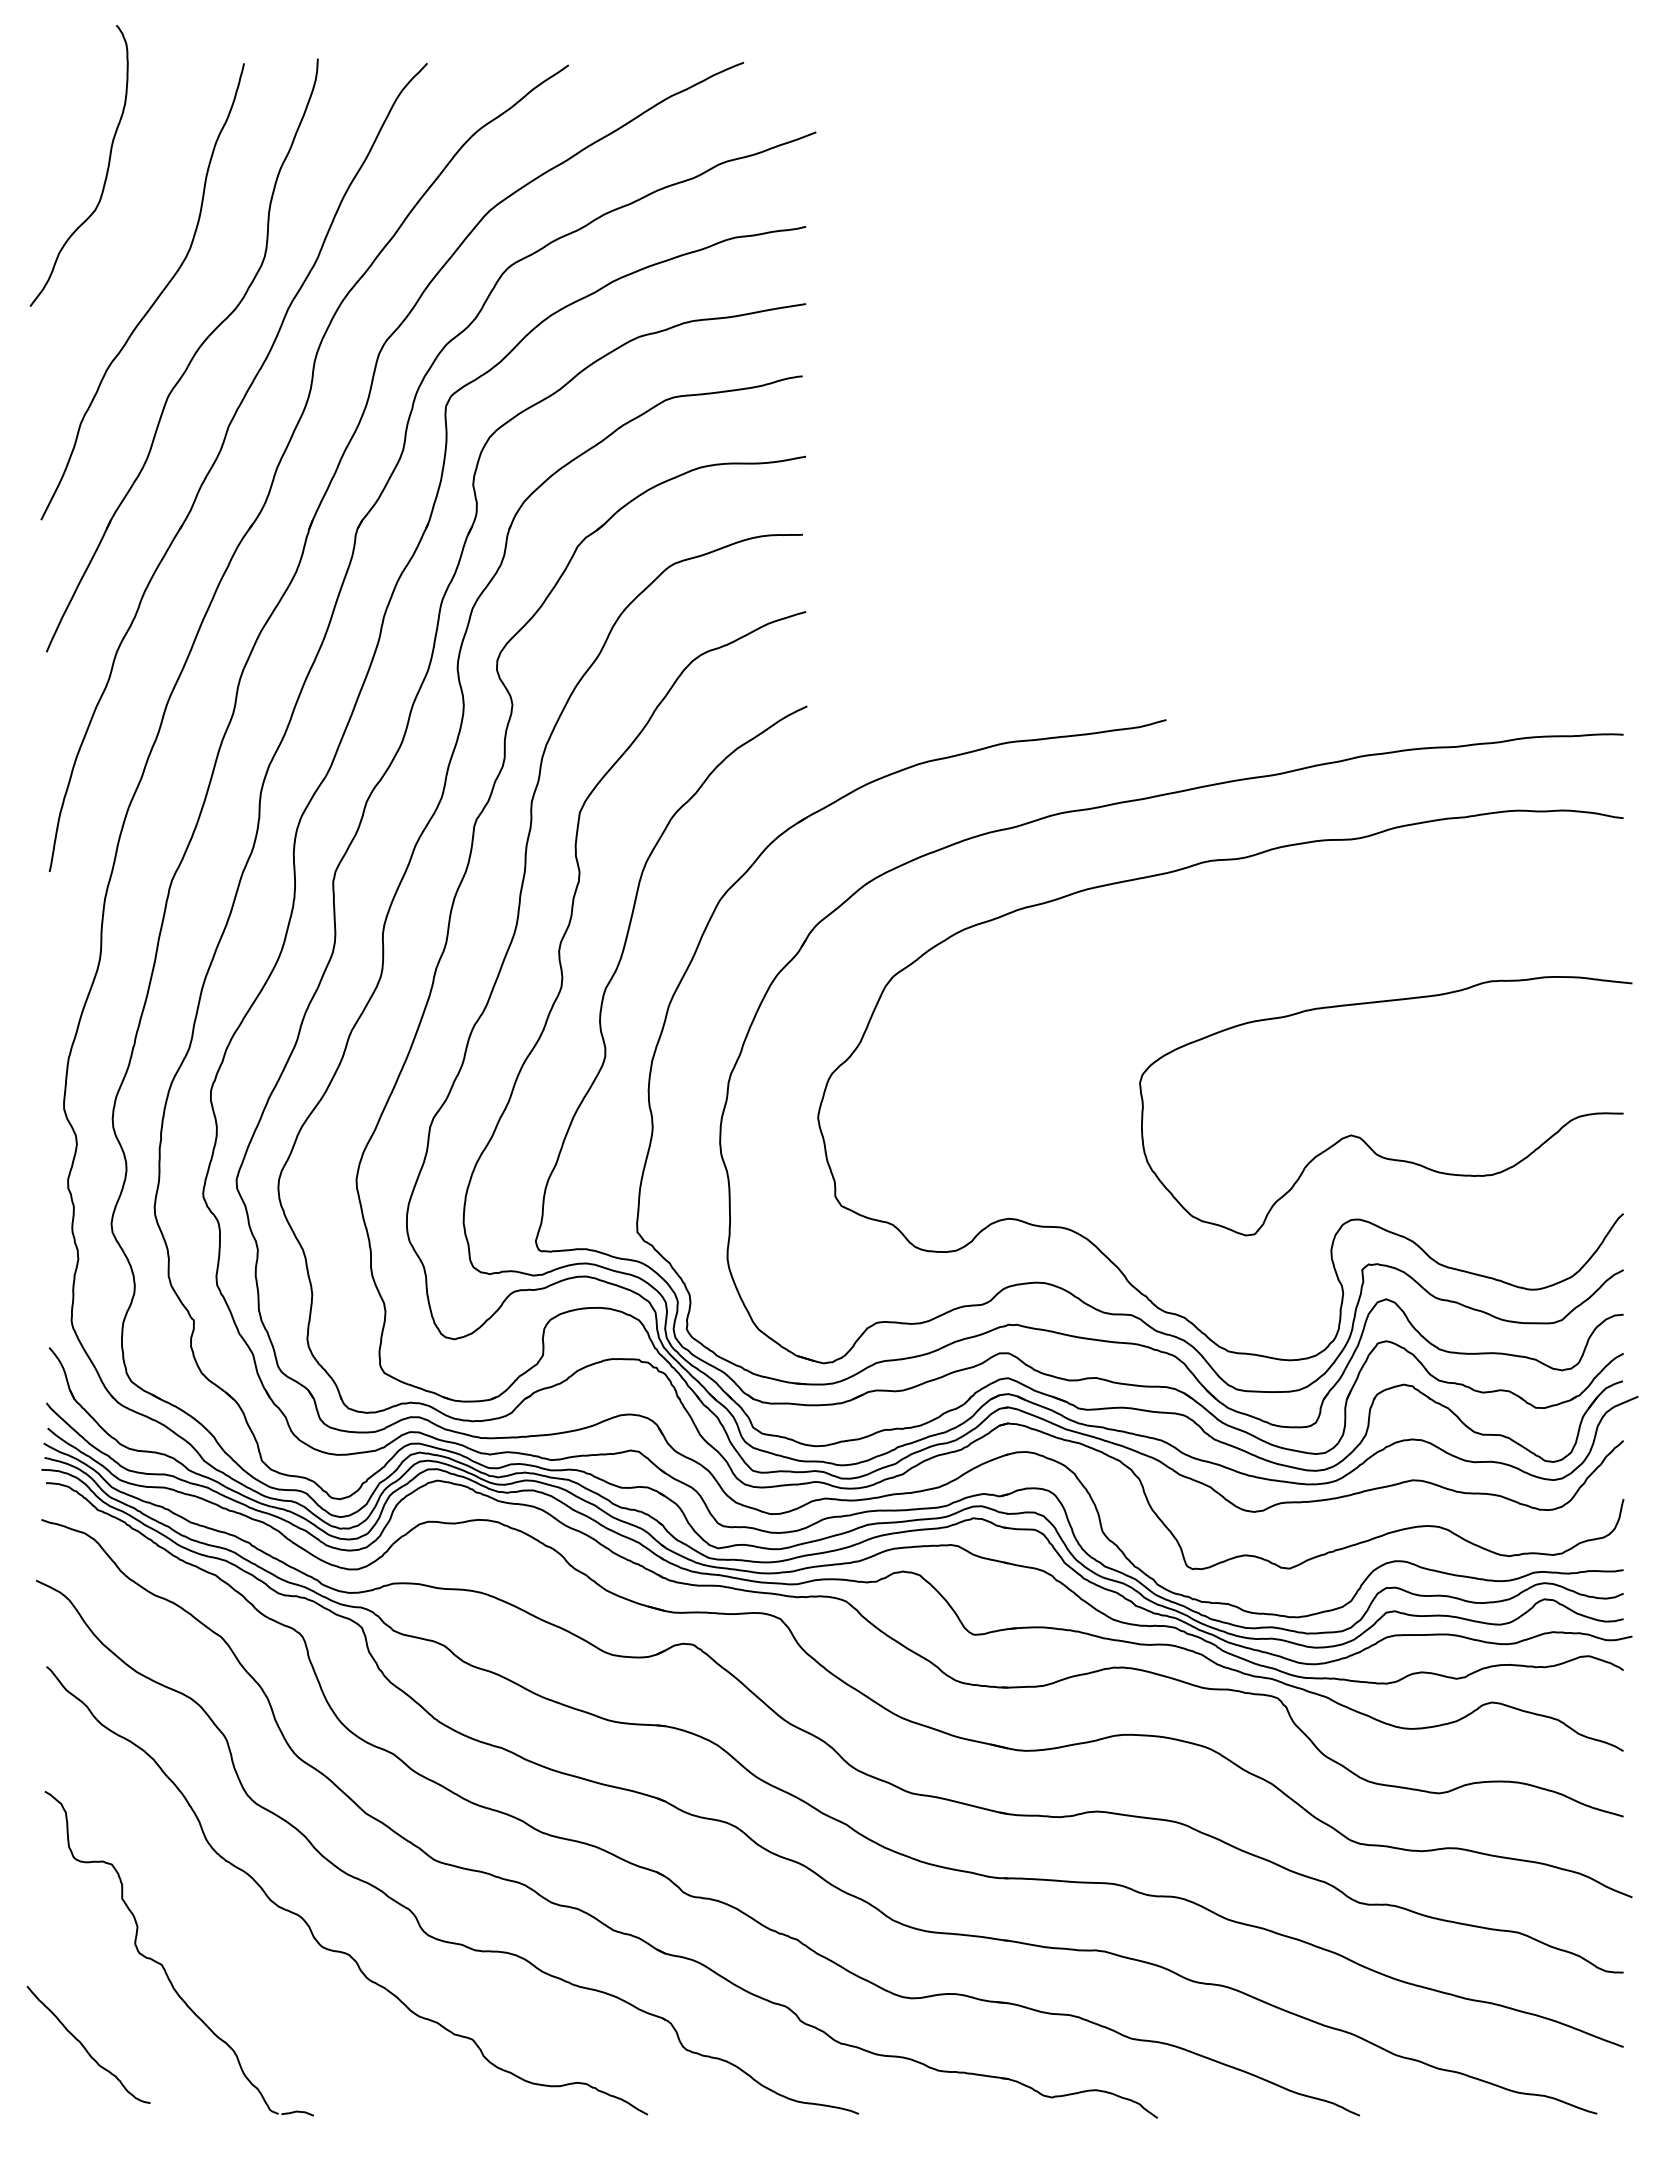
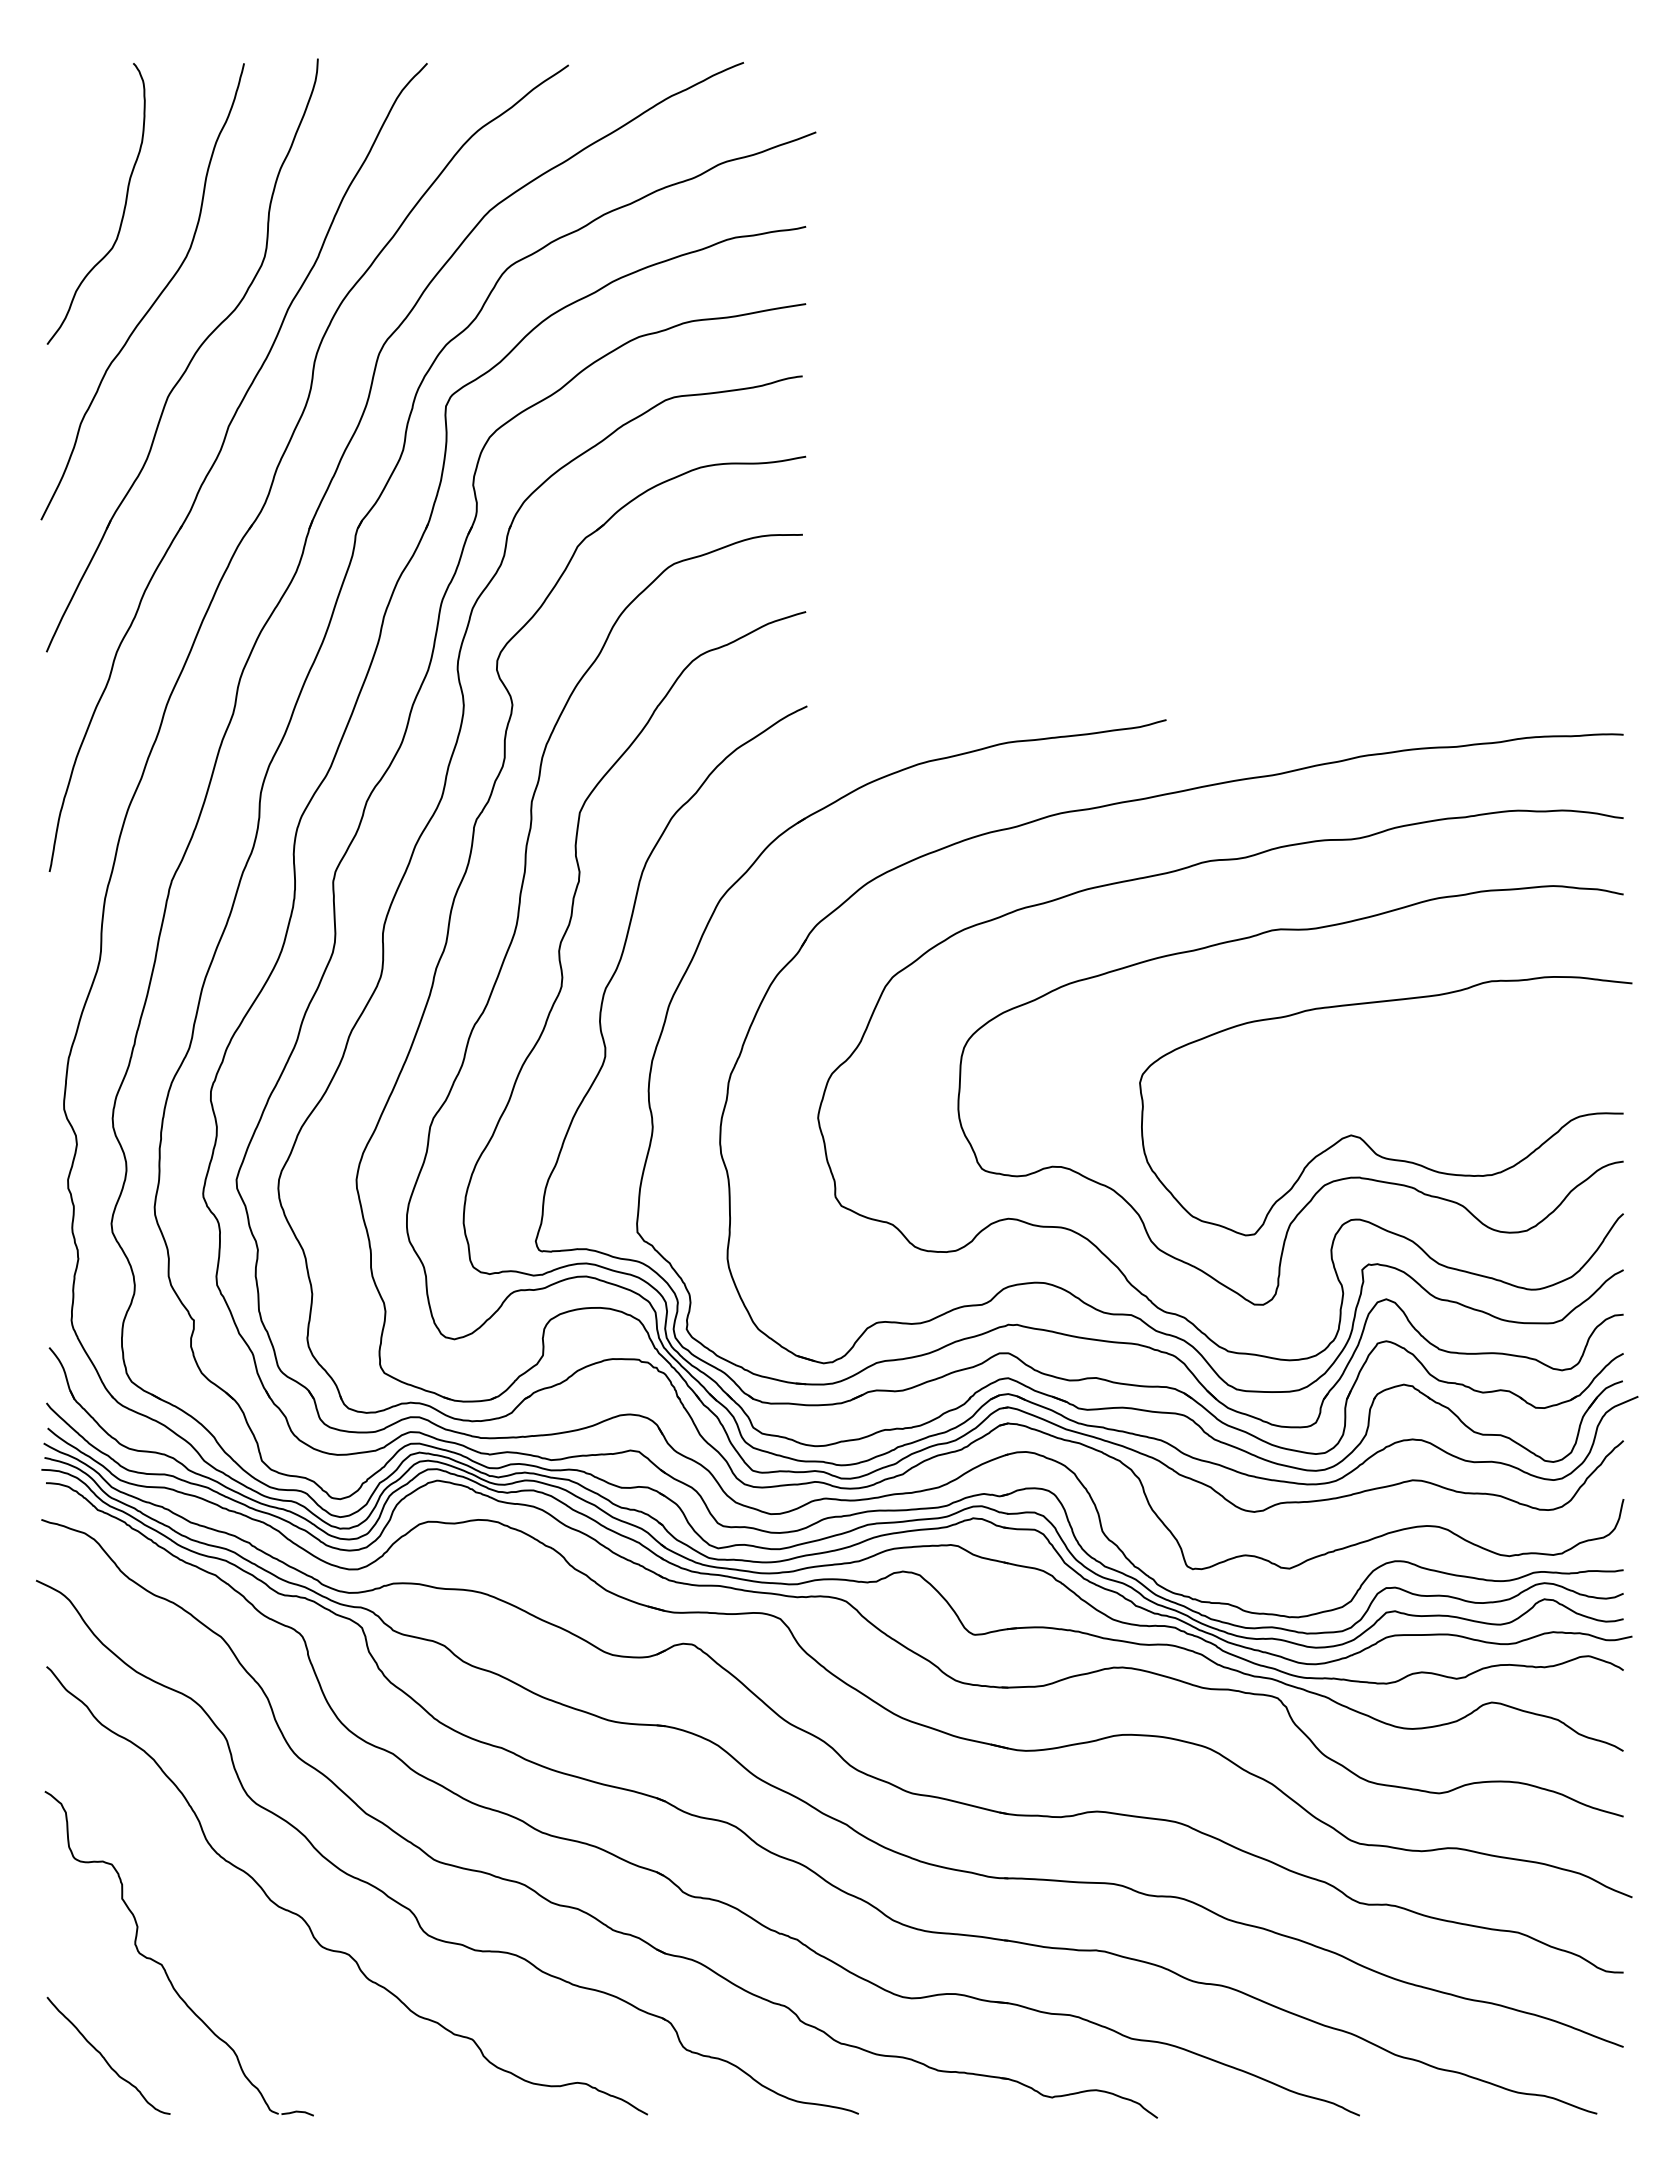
curve position: (106, 170) -> (123, 208) (123, 208)
curve: none -> present (1332, 1180)
curve position: (85, 2047) -> (105, 2058) (105, 2058)
